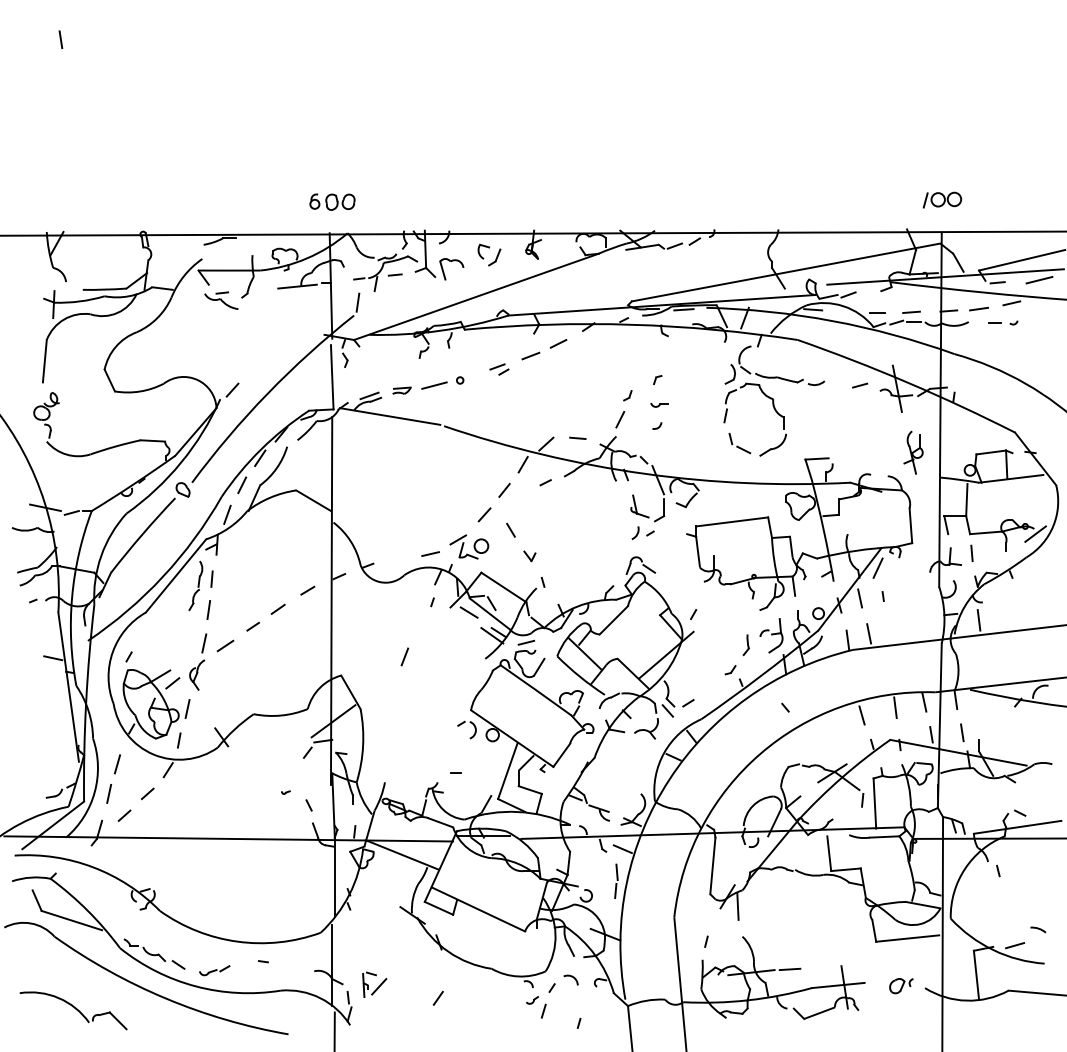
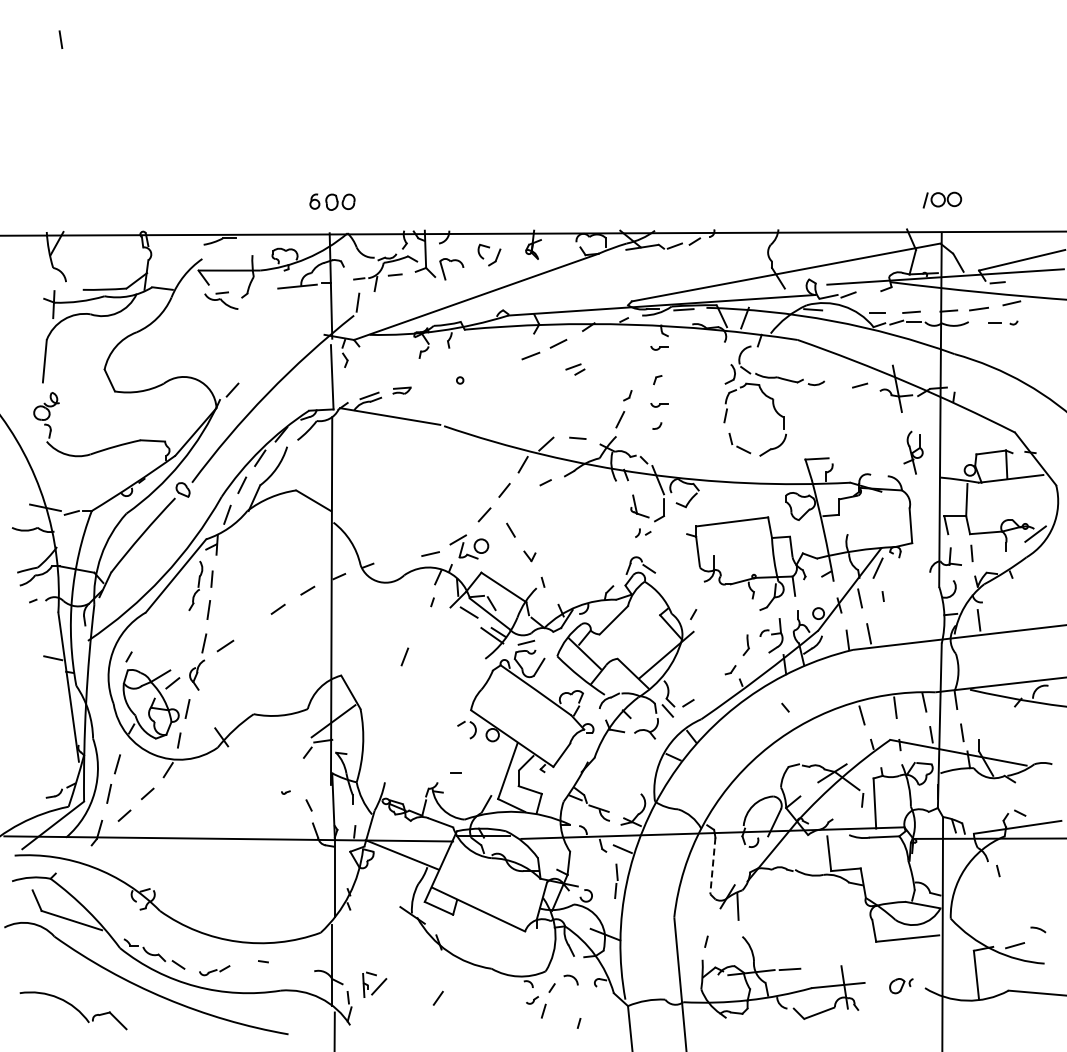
line: present -> none (1039, 279)
part: none -> present (659, 348)
part position: (499, 369) -> (575, 369) (575, 369)
line: present -> none (434, 385)
part size: 24x14 px -> 17x10 px (643, 532)
line: present -> none (252, 626)
line: solid -> dashed (712, 866)
